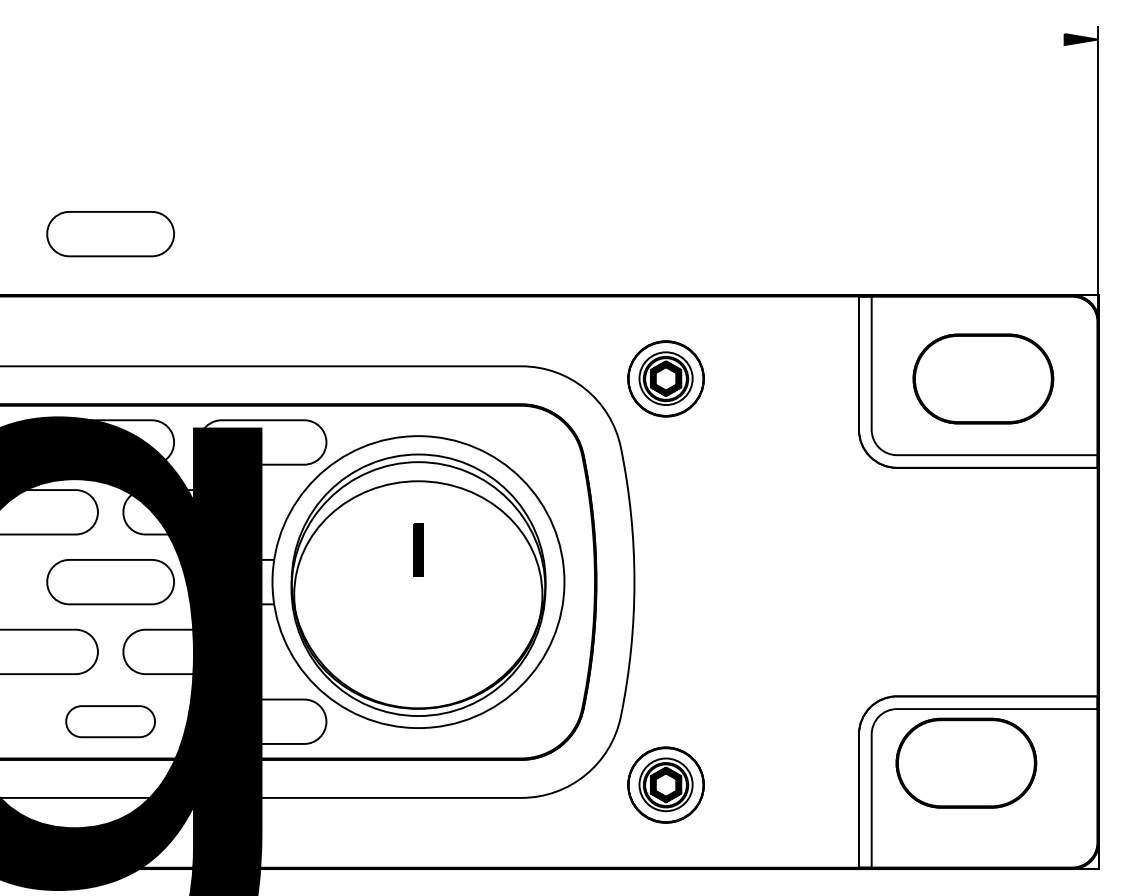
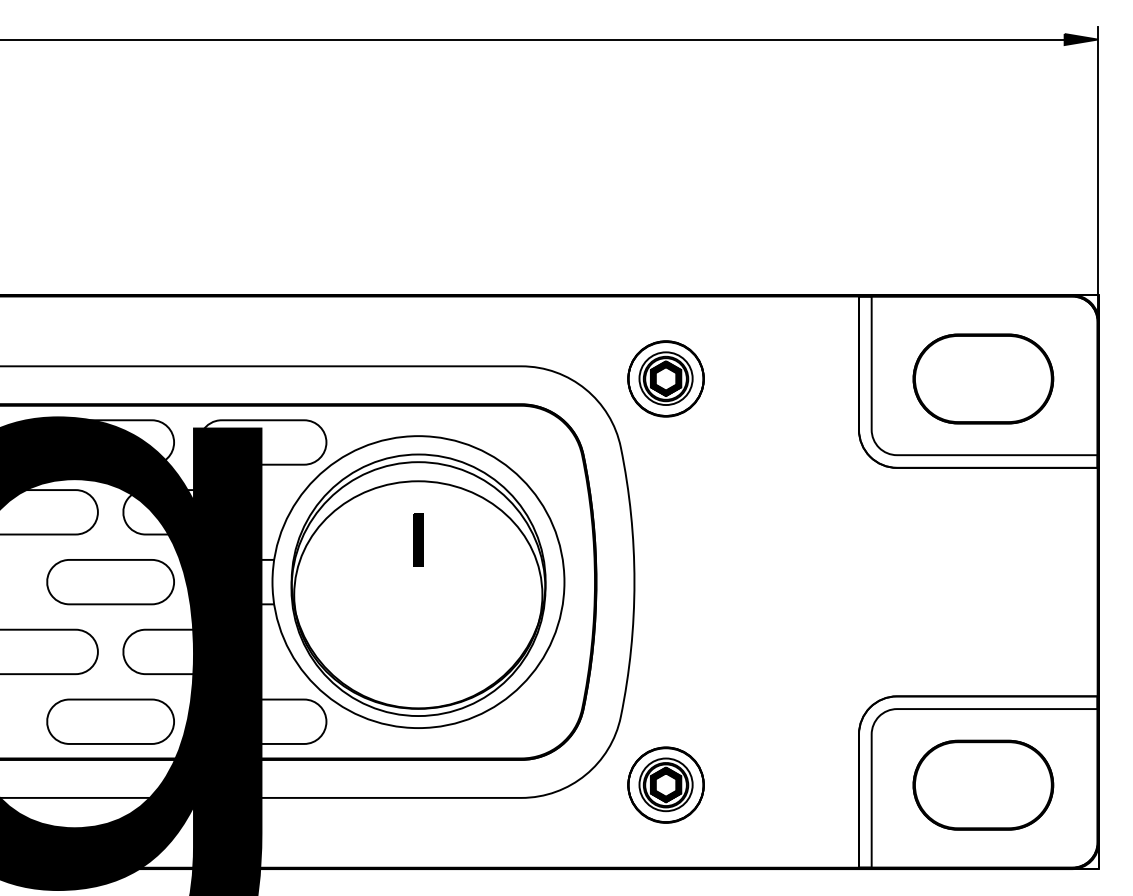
line: none -> present (533, 39)
part: present -> none (110, 234)
part position: (418, 549) -> (418, 539) (418, 539)
part size: 91x34 px -> 129x47 px (110, 721)
part position: (966, 762) -> (983, 784) (983, 784)
